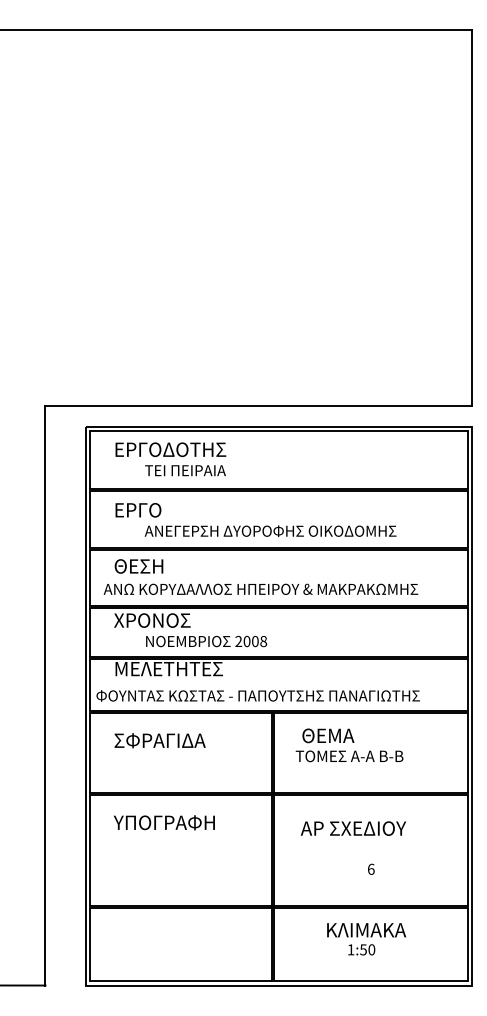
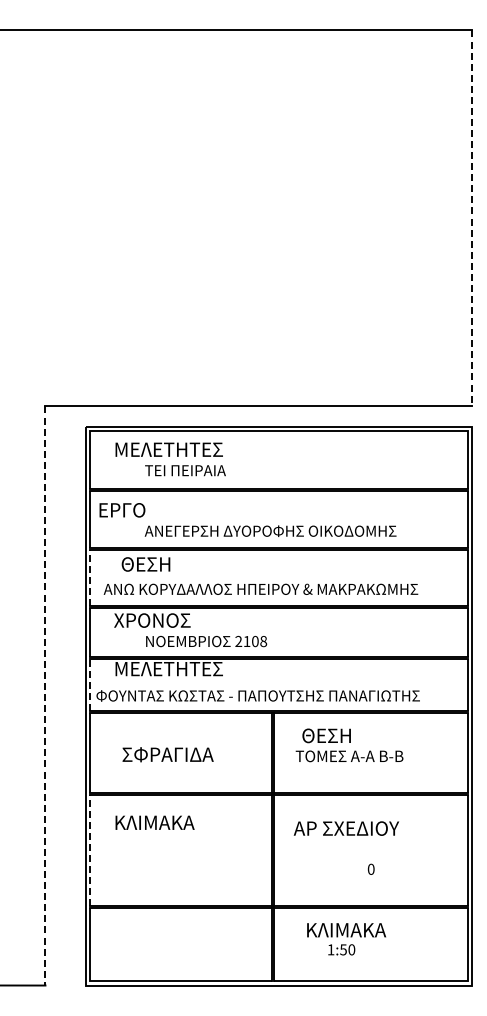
line: solid -> dashed (472, 218)
text: ΕΡΓΟΔΟΤΗΣ -> ΜΕΛΕΤΗΤΕΣ (171, 449)
text position: (138, 510) -> (122, 510) (122, 510)
text position: (138, 566) -> (145, 564) (145, 564)
line: solid -> dashed (90, 577)
text: 2008 -> 2108 (246, 641)
line: solid -> dashed (90, 685)
line: solid -> dashed (45, 695)
text: ΘΕΜΑ -> ΘΕΣΗ (341, 735)
text position: (159, 740) -> (167, 754) (167, 754)
text: ΥΠΟΓΡΑΦΗ -> ΚΛΙΜΑΚΑ (164, 822)
text position: (352, 828) -> (345, 828) (345, 828)
line: solid -> dashed (90, 850)
text: 6 -> 0 (370, 868)
text position: (366, 939) -> (346, 939) (346, 939)
